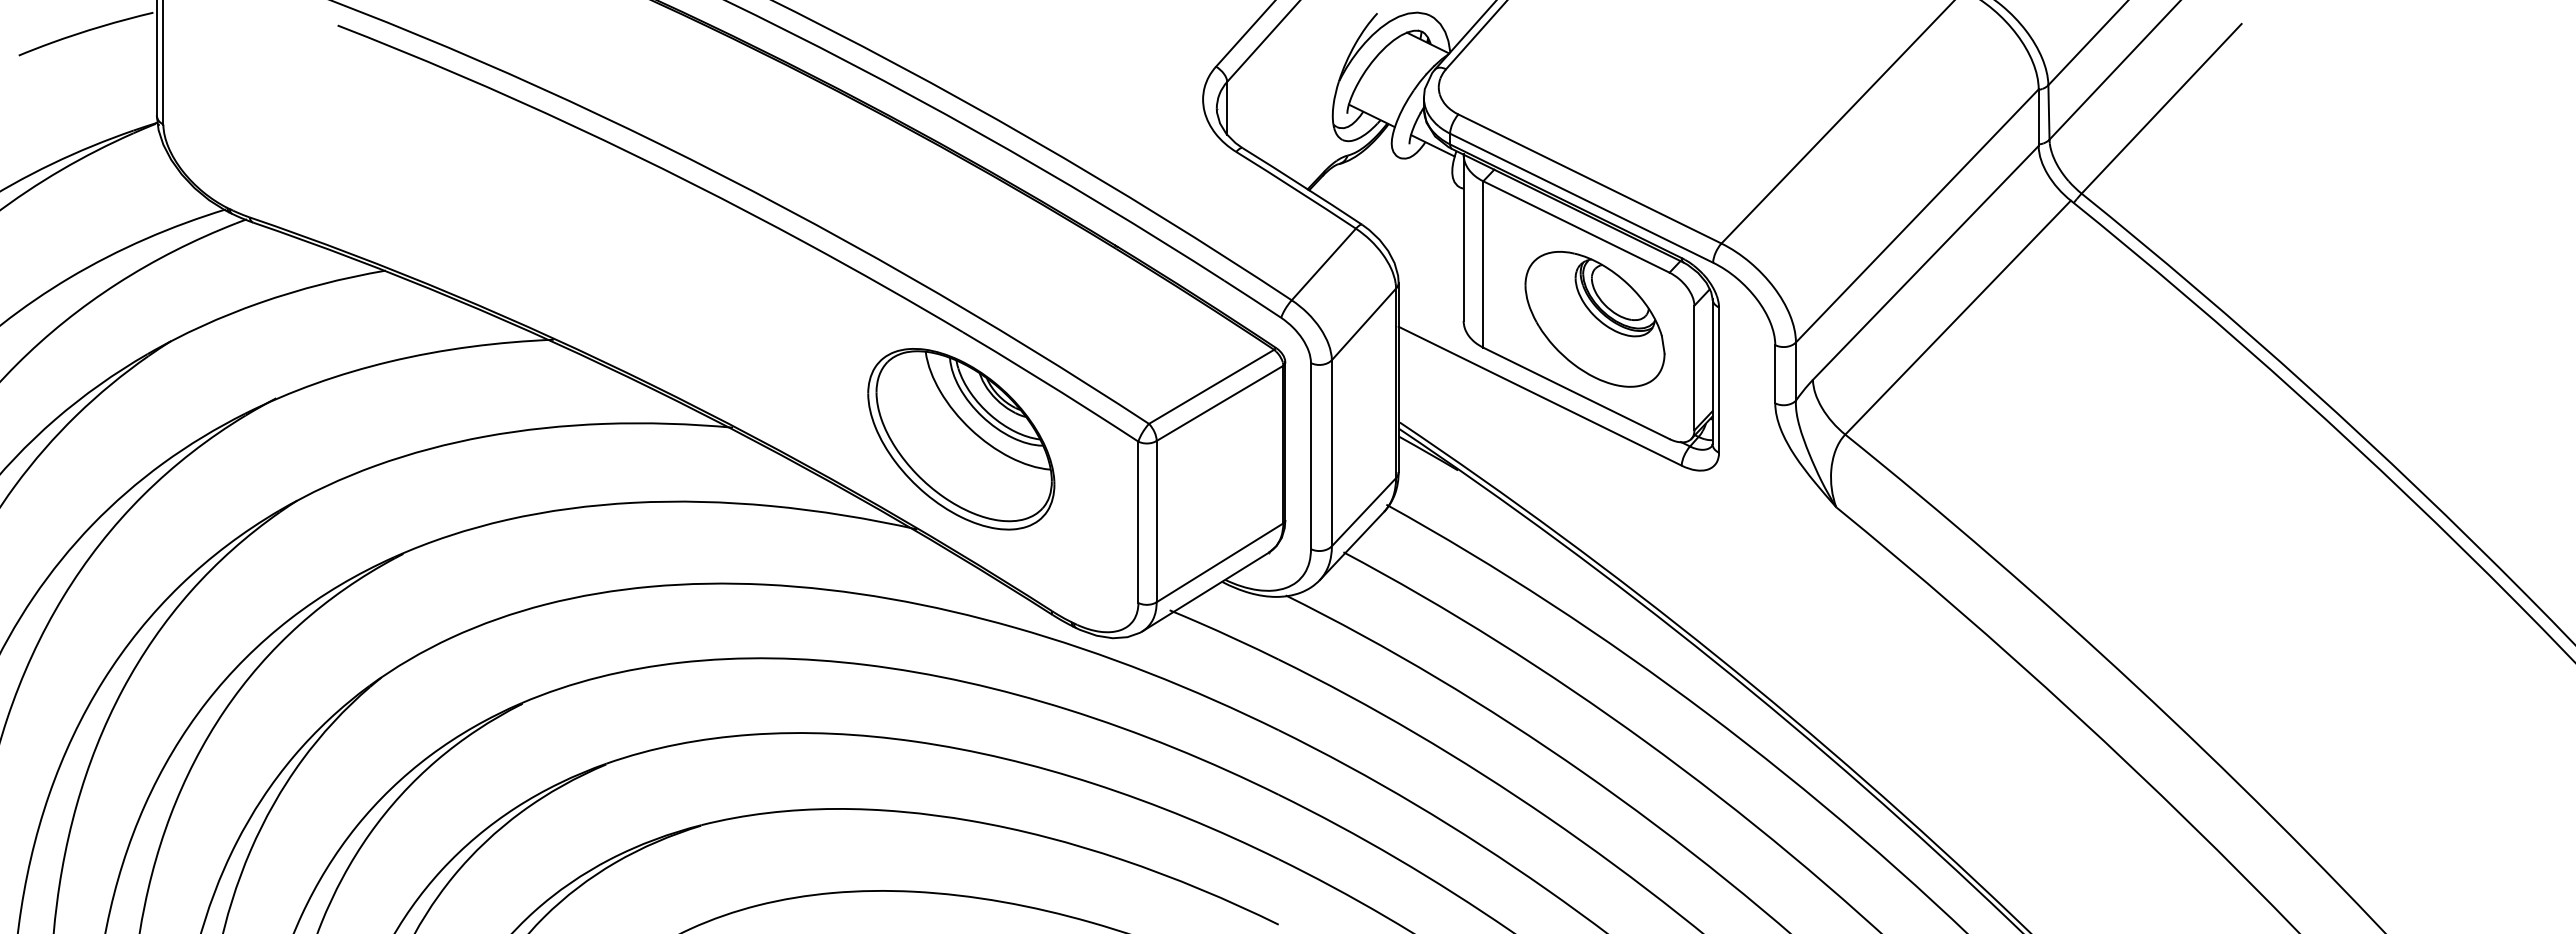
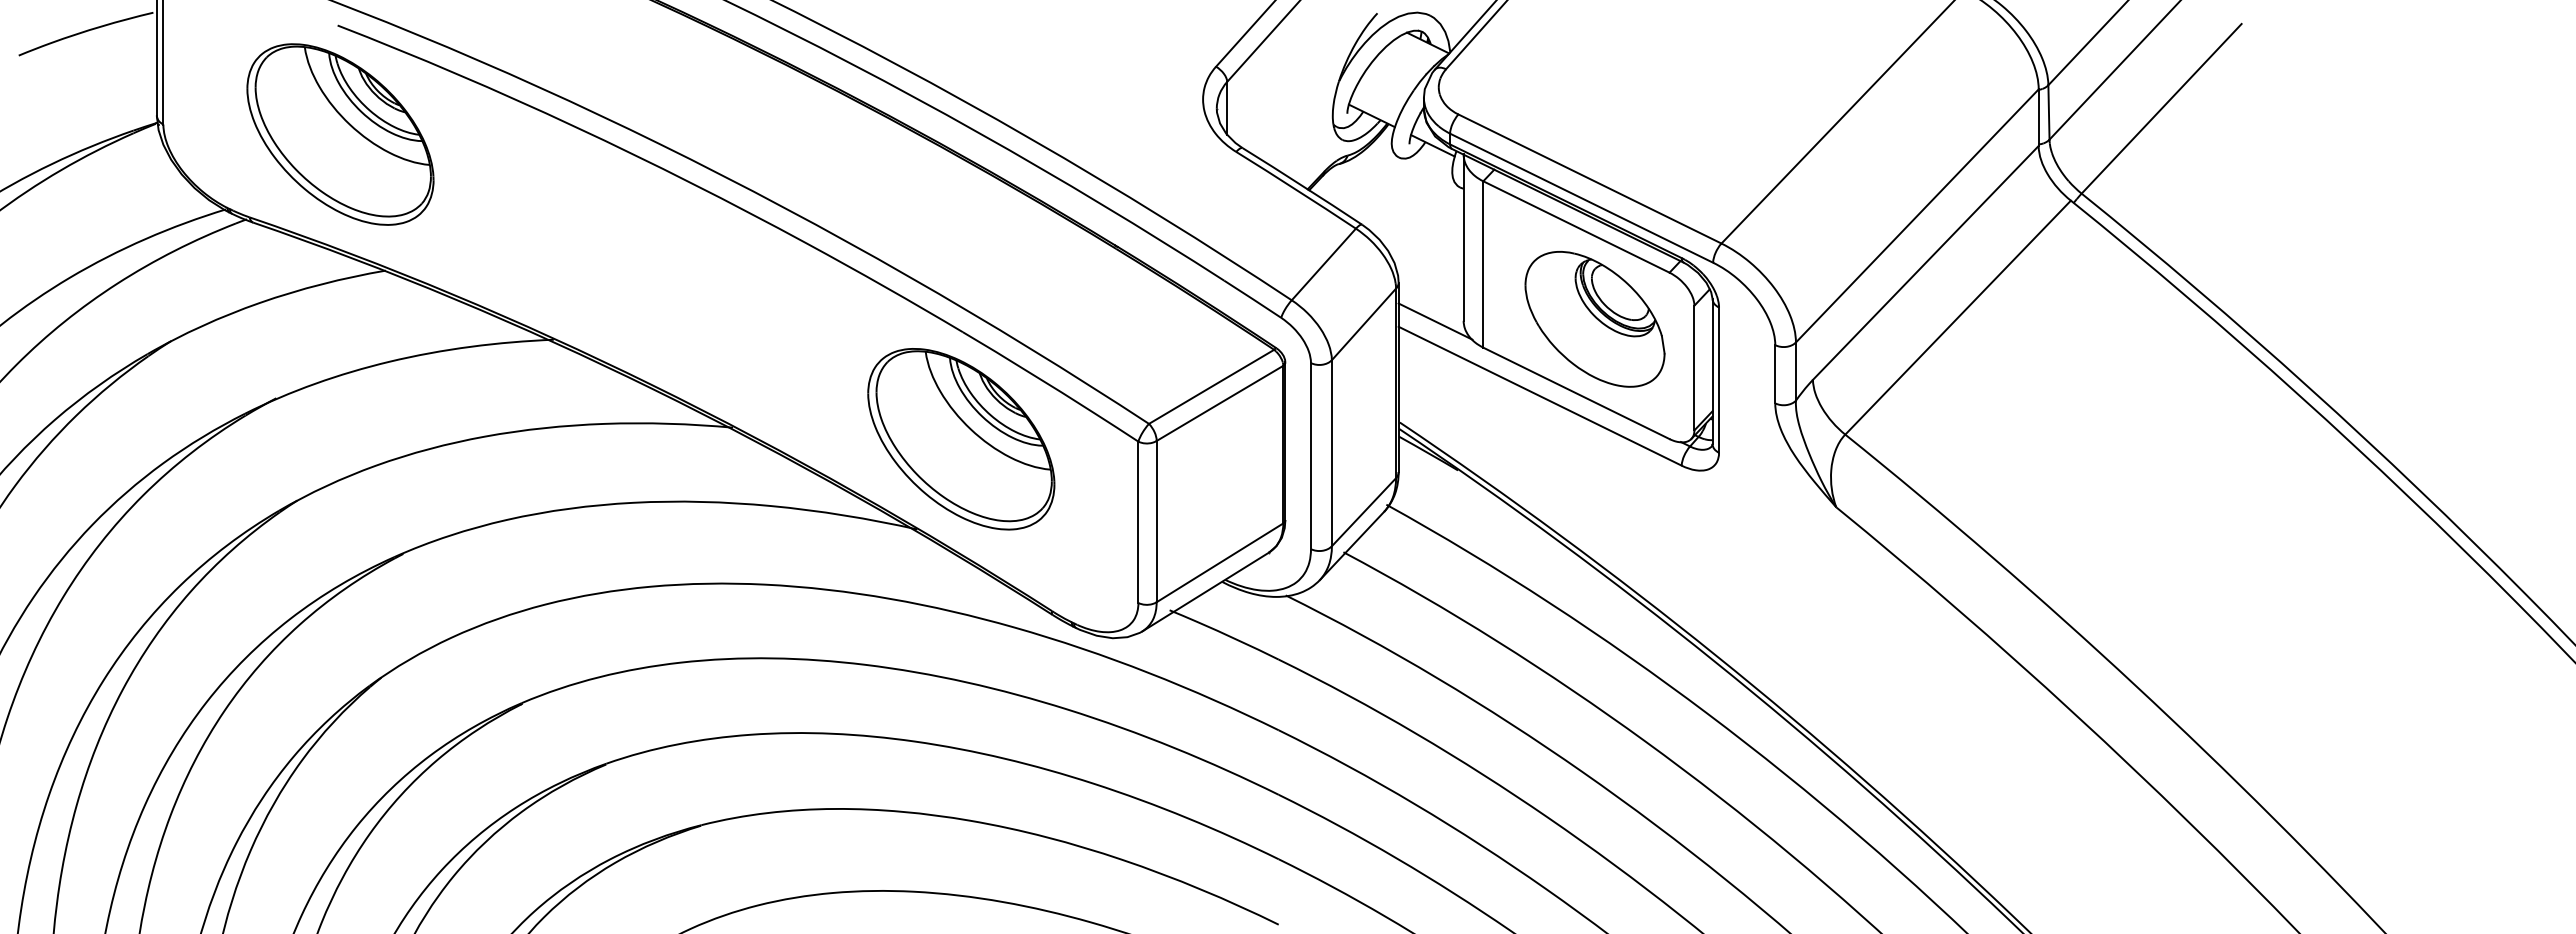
part: none -> present (340, 134)
line: none -> present (1435, 321)
